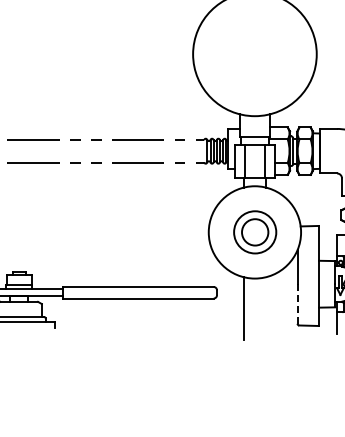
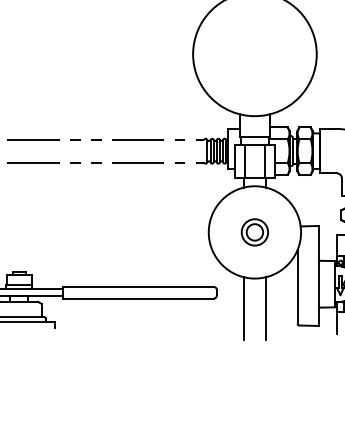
part size: 45x45 px -> 29x29 px (254, 232)
line: dashed -> solid (297, 304)
line: none -> present (266, 308)
